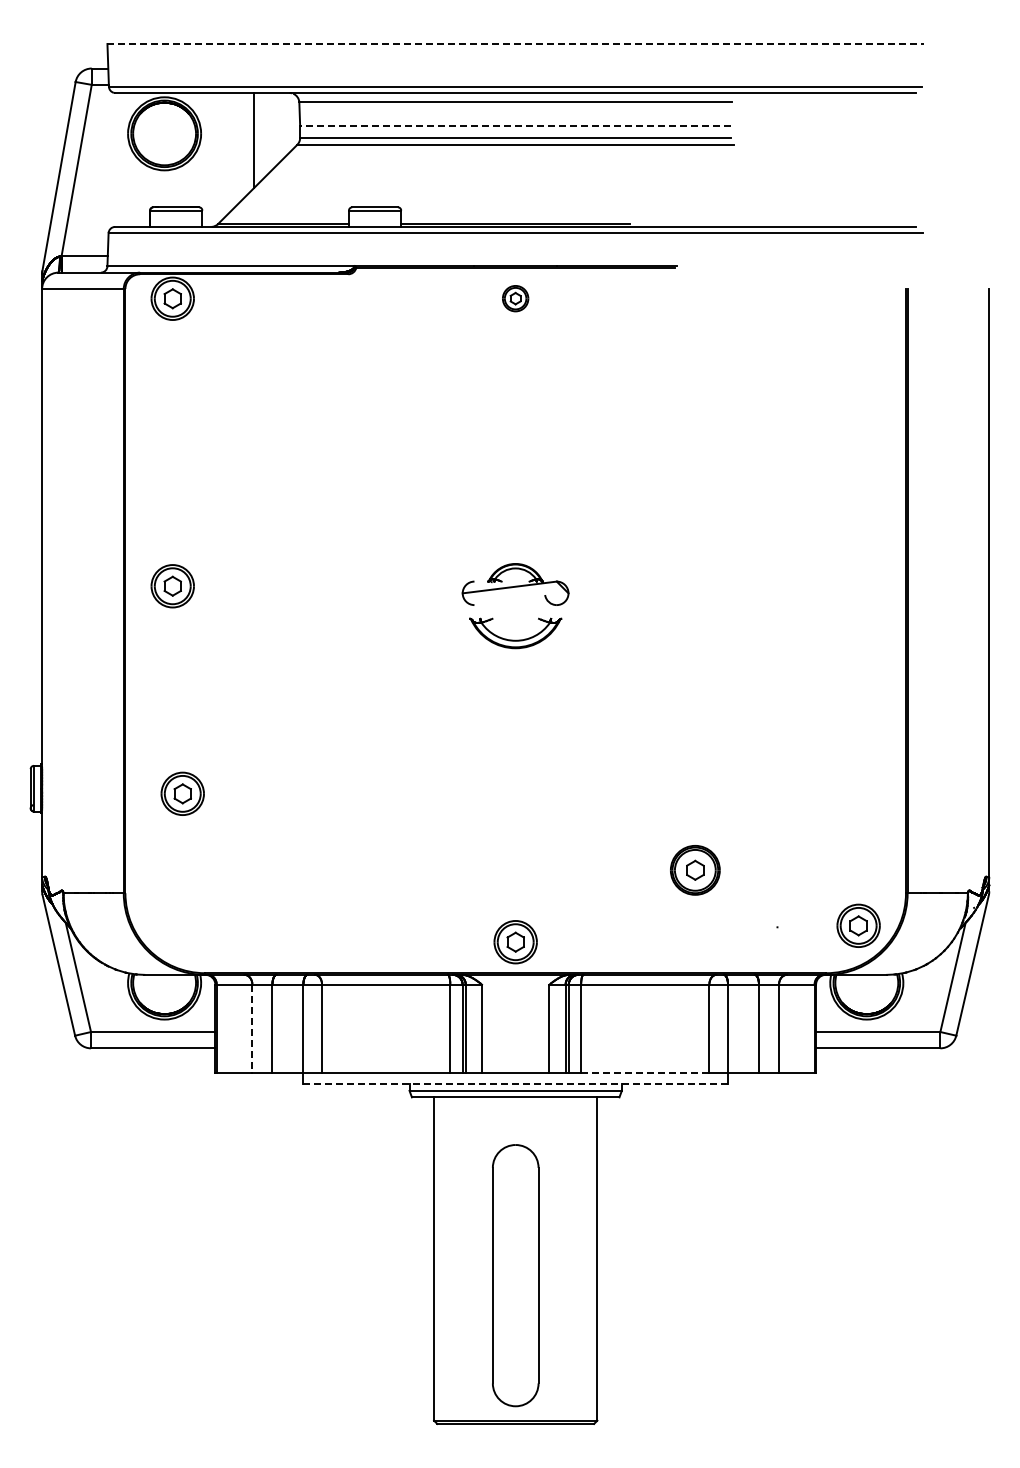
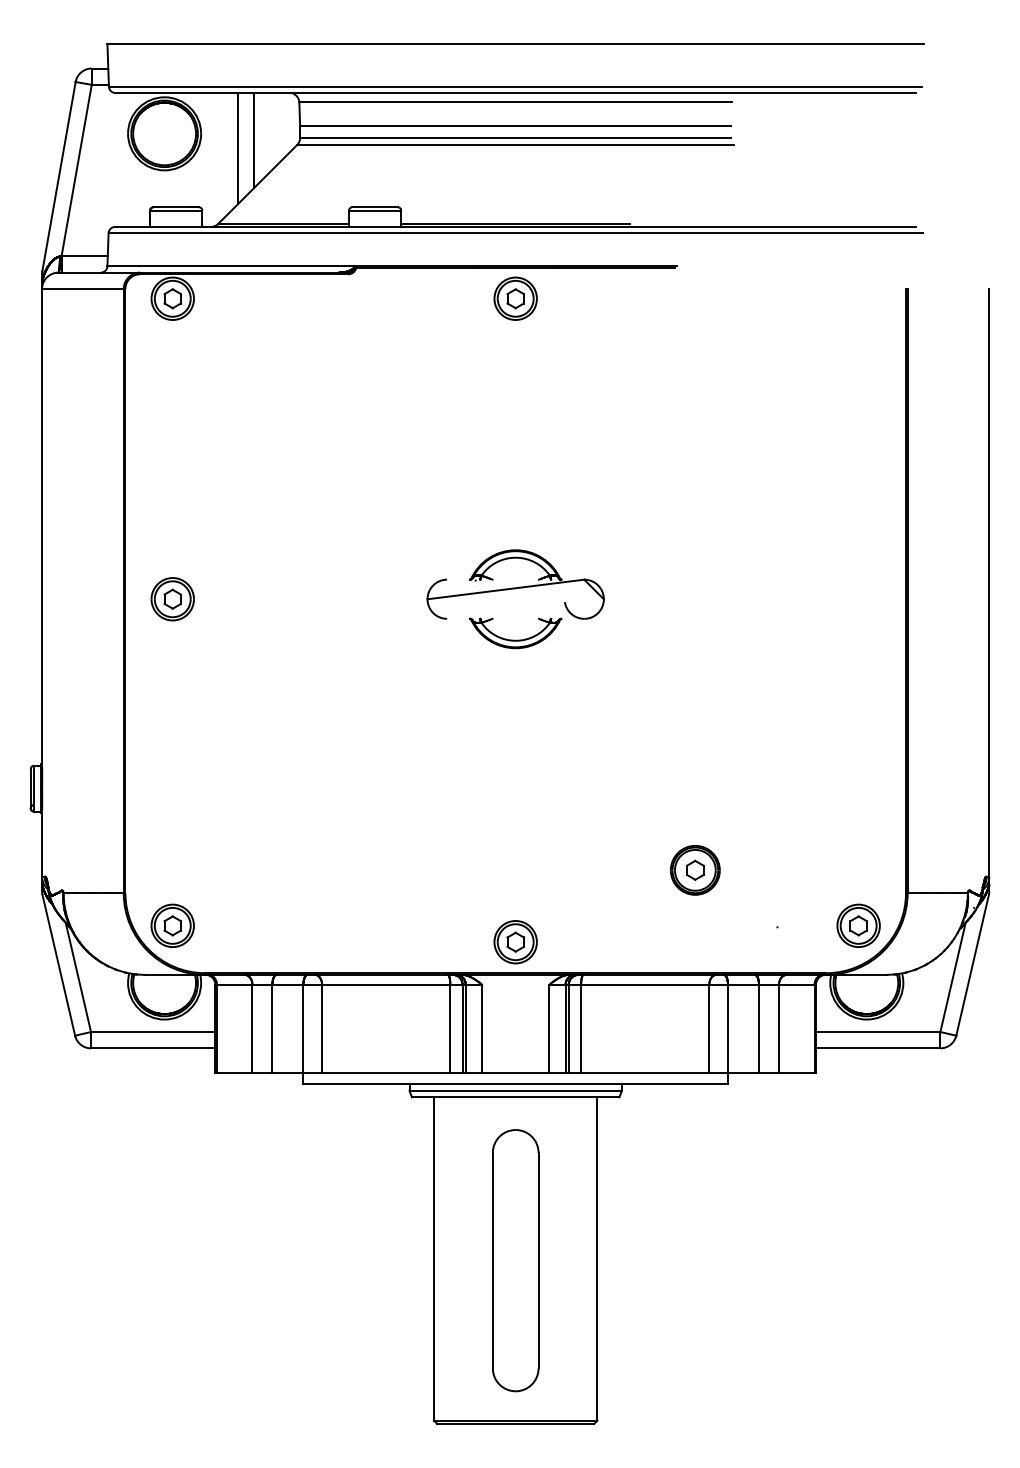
line: dashed -> solid (516, 44)
line: dashed -> solid (515, 125)
line: none -> present (238, 148)
part size: 28x28 px -> 45x45 px (515, 298)
part size: 109x43 px -> 179x71 px (515, 584)
part position: (172, 586) -> (172, 599) (172, 599)
part position: (182, 793) -> (172, 925) (172, 925)
line: dashed -> solid (252, 1029)
line: dashed -> solid (644, 1072)
line: dashed -> solid (515, 1084)
part position: (515, 1275) -> (515, 1260) (515, 1260)
